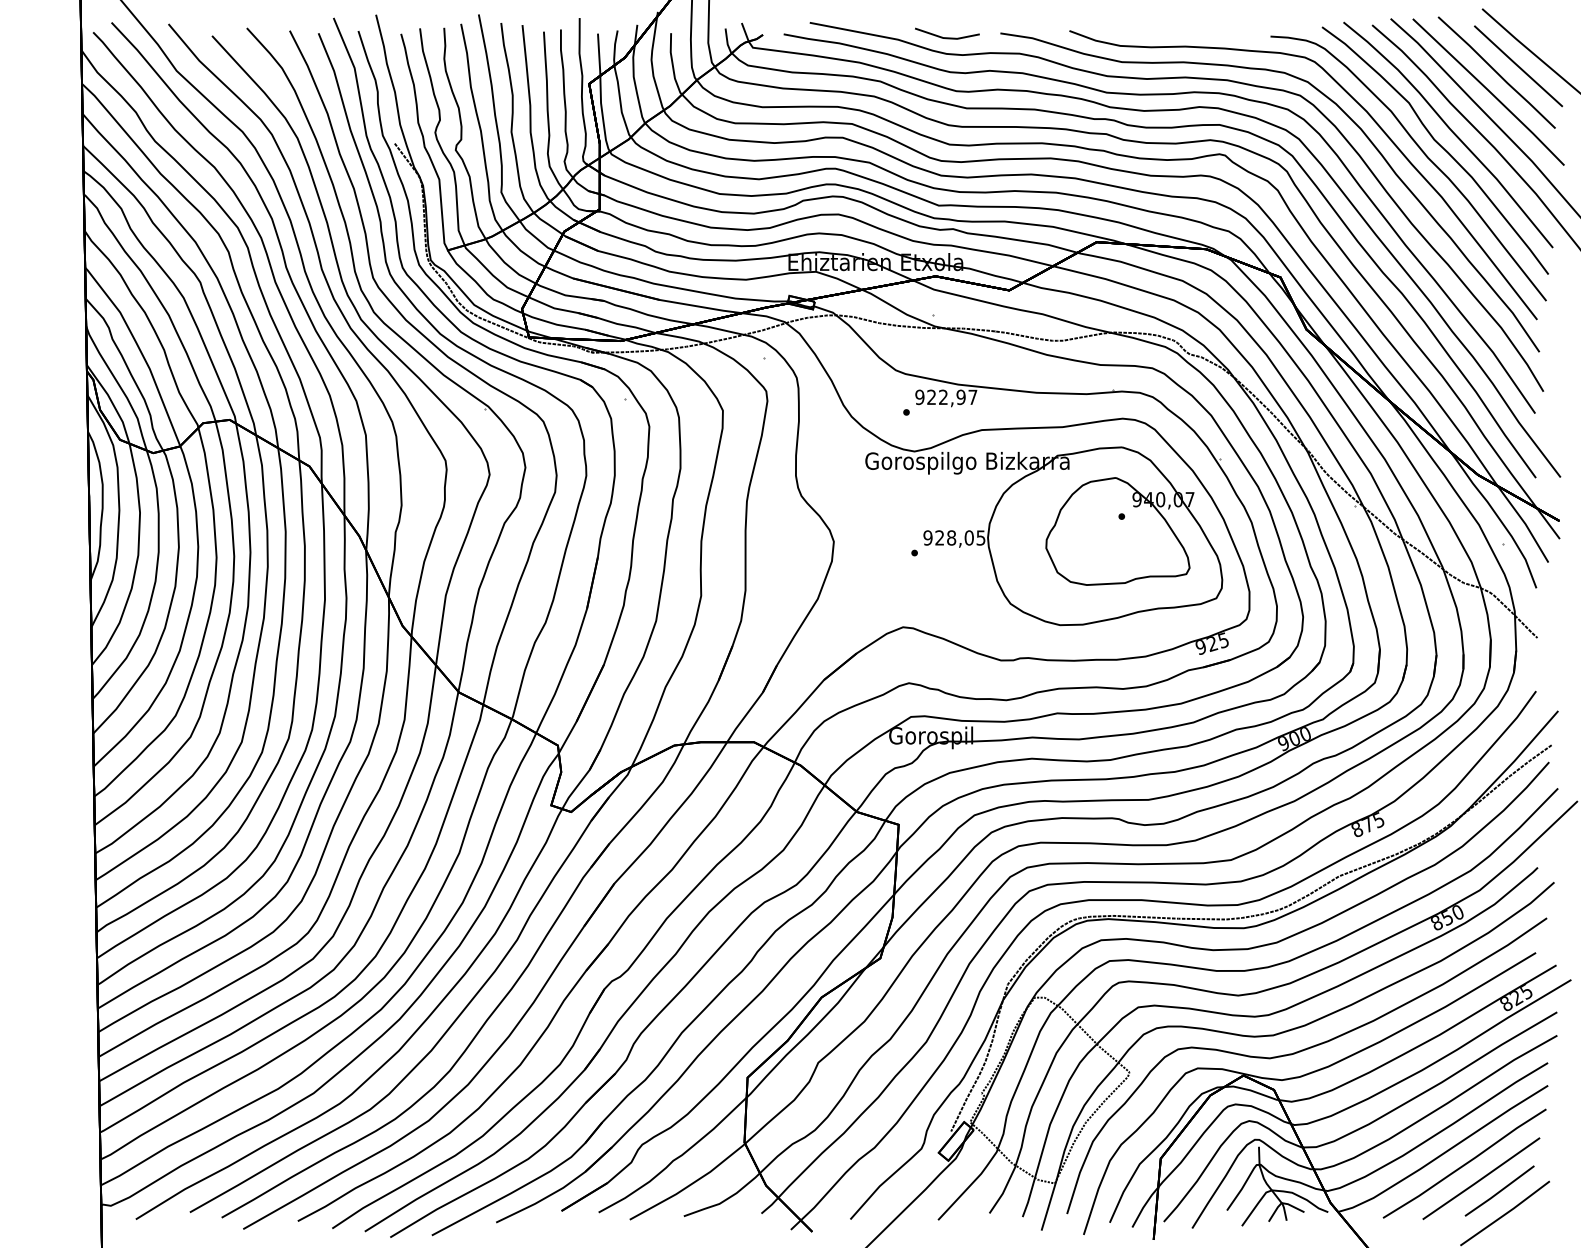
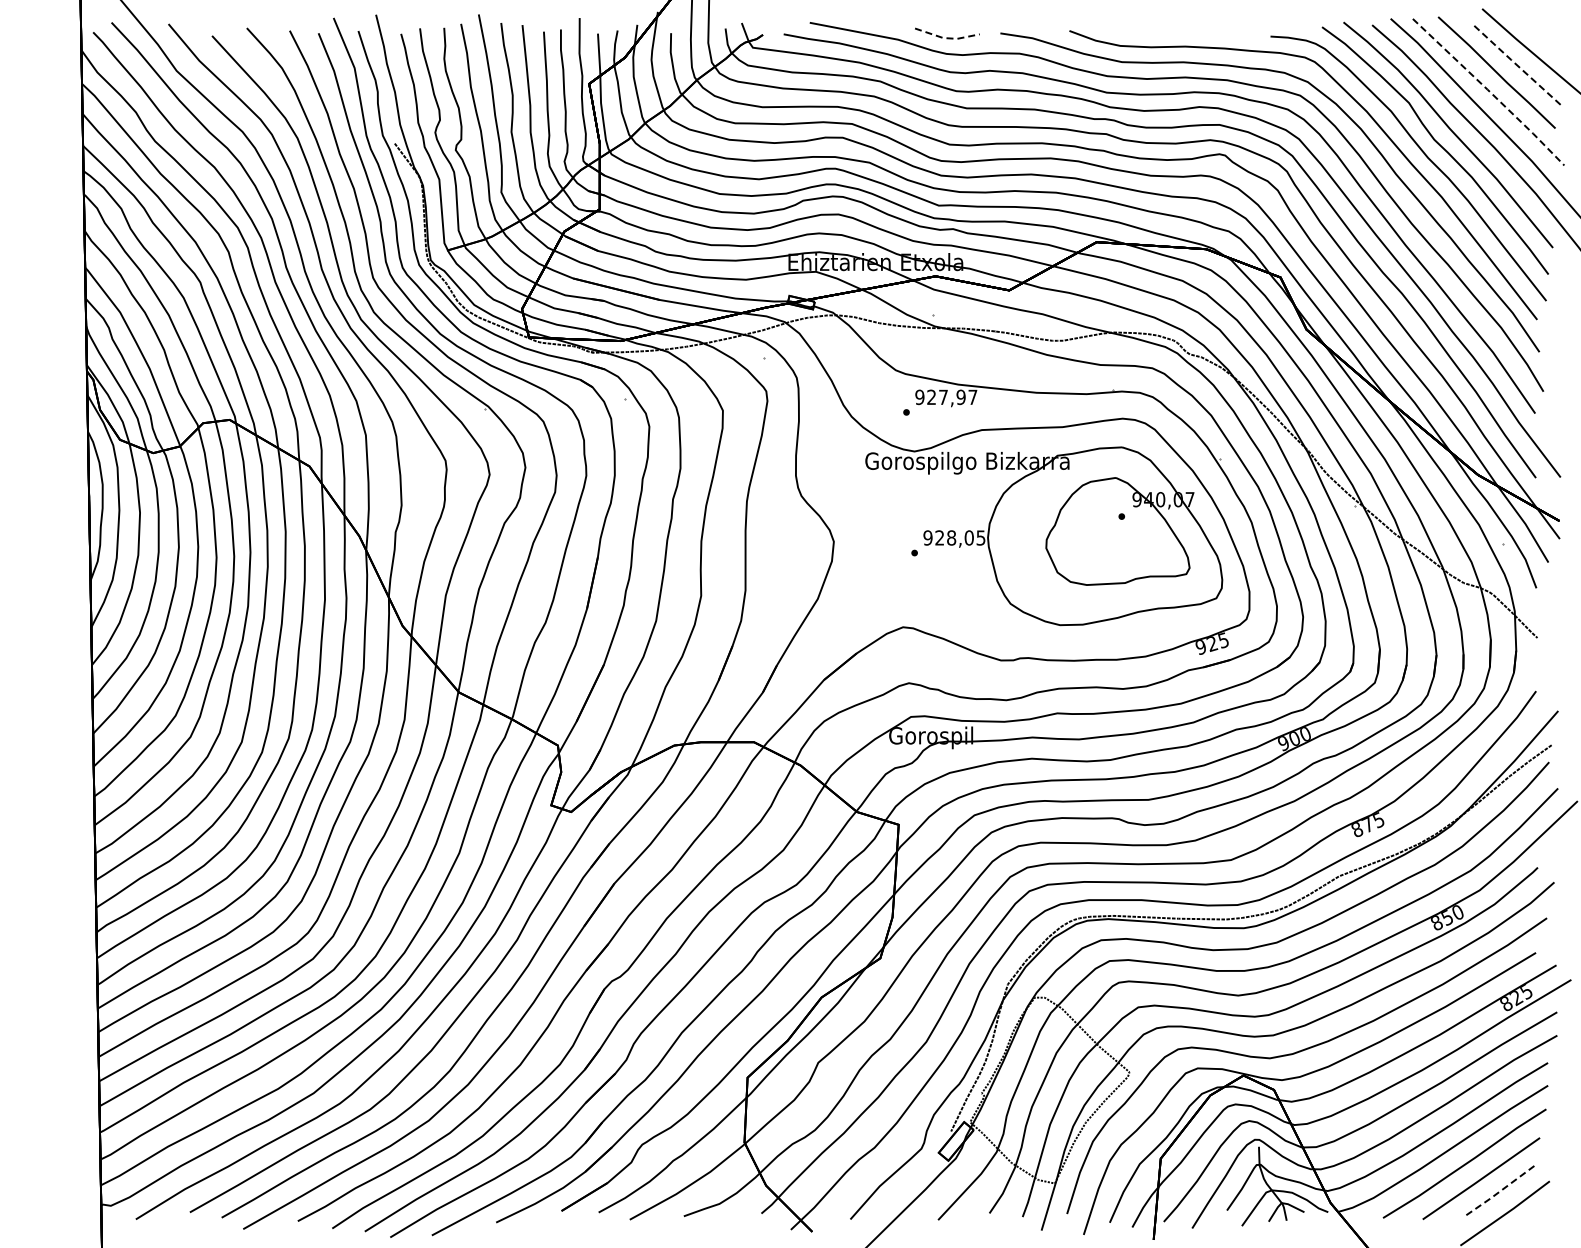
line: solid -> dashed (947, 38)
line: solid -> dashed (1517, 66)
line: solid -> dashed (1489, 91)
text: 922,97 -> 927,97 (943, 396)
line: solid -> dashed (1499, 1192)
